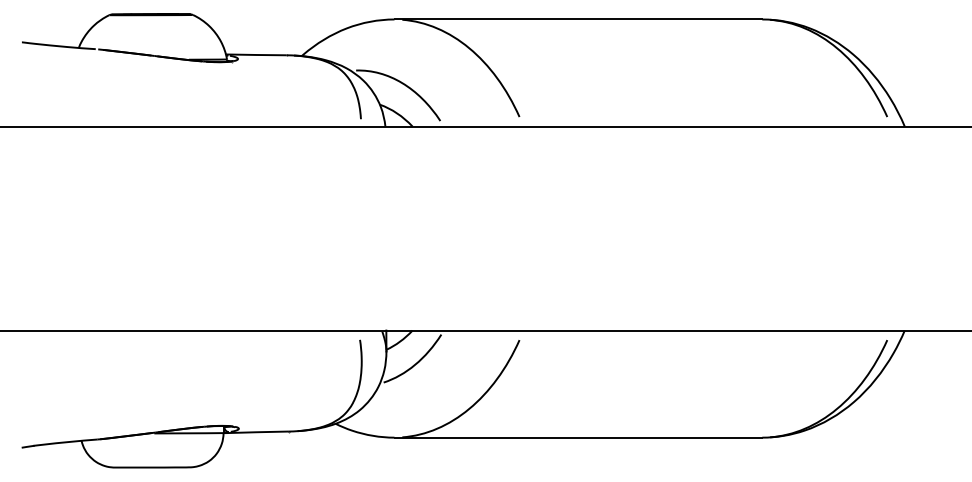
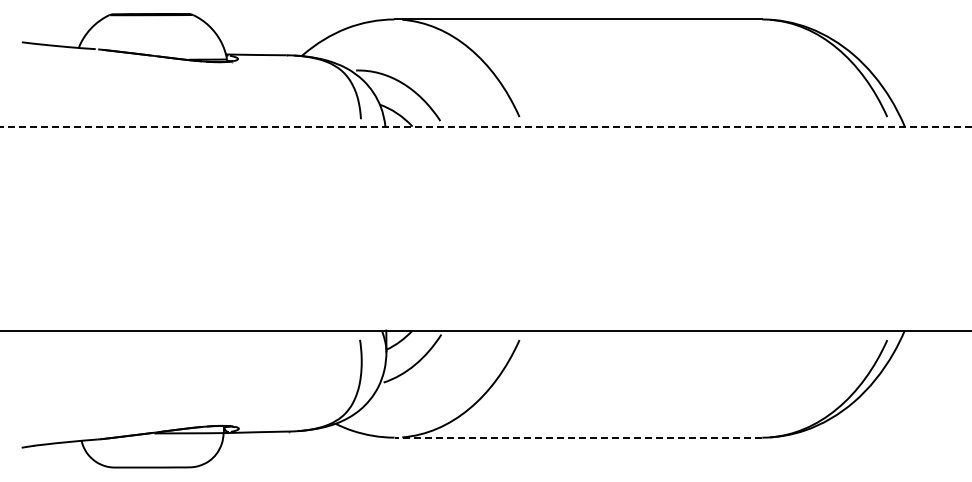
line: solid -> dashed (486, 126)
line: solid -> dashed (578, 437)
